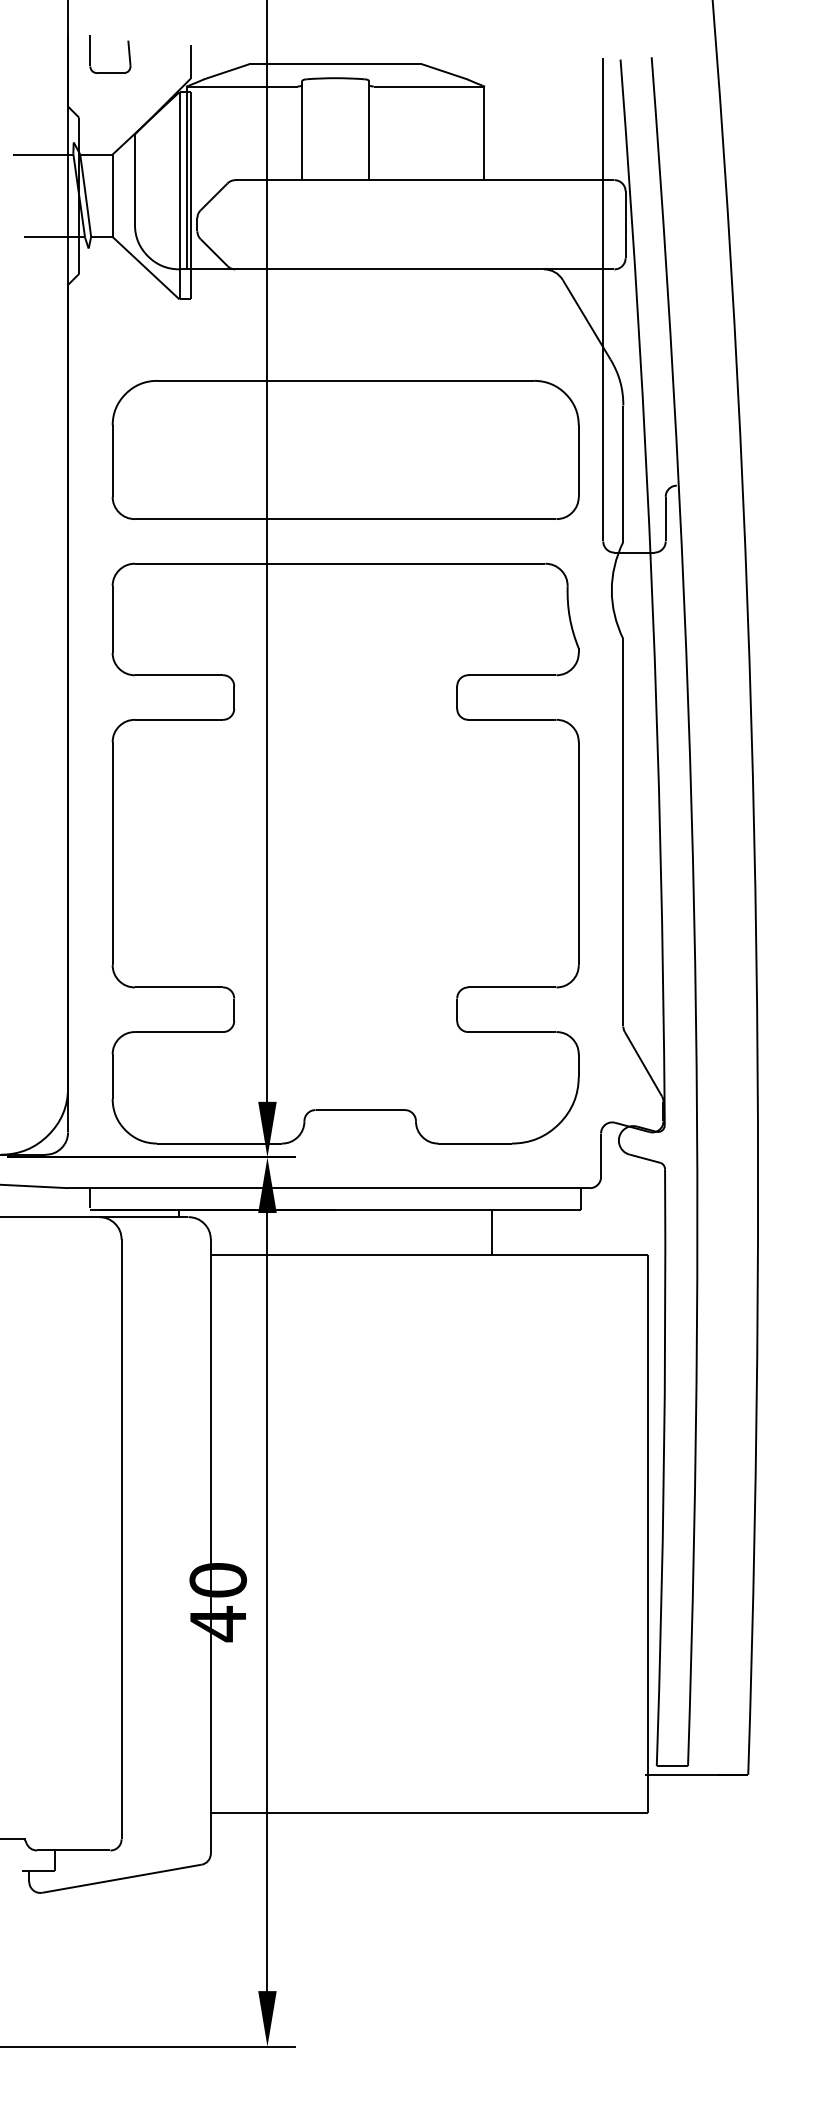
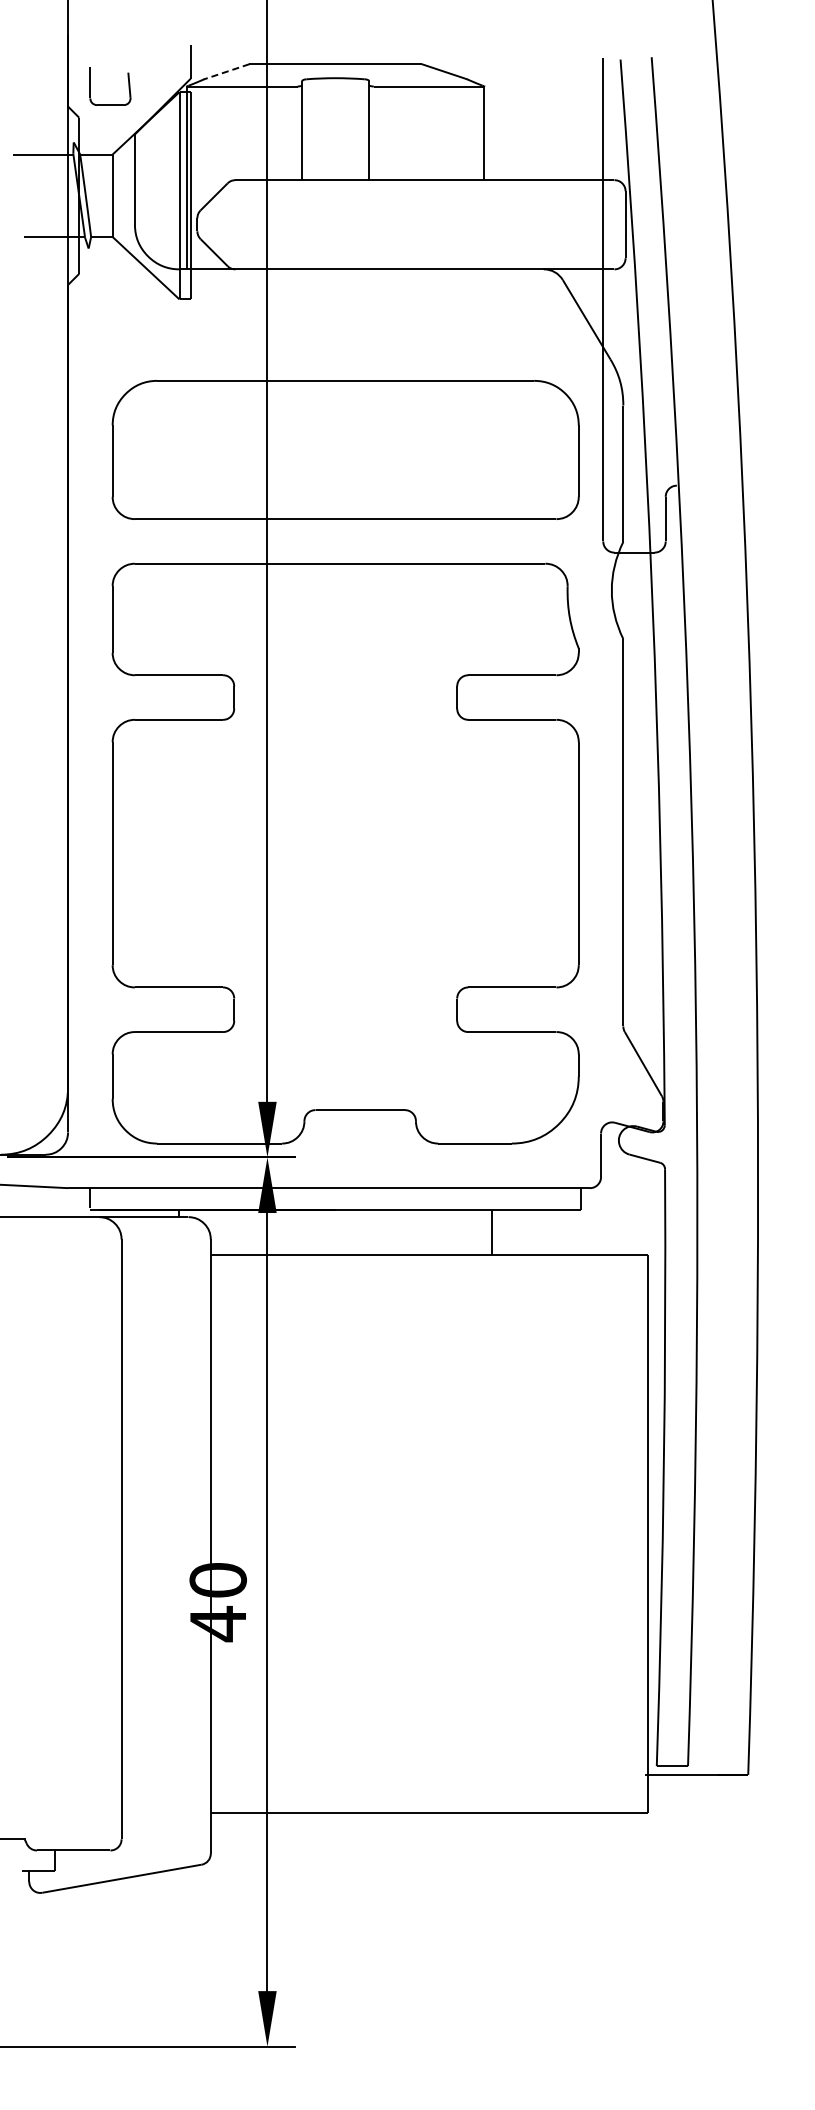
part position: (128, 54) -> (128, 86) (128, 86)
line: solid -> dashed (226, 72)
